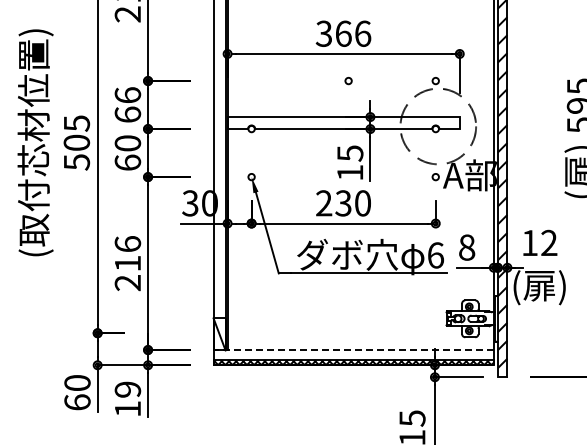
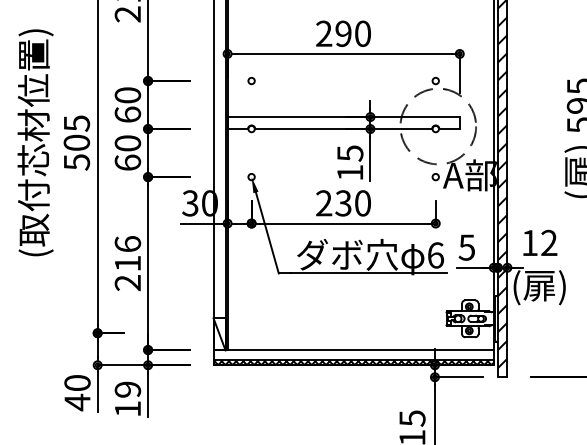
text: 366 -> 290 (343, 33)
circle position: (348, 81) -> (251, 81) (251, 81)
text: 66 -> 60 (127, 95)
text: 8 -> 5 (466, 247)
line: dashed -> solid (353, 350)
text: 60 -> 40 (77, 402)
